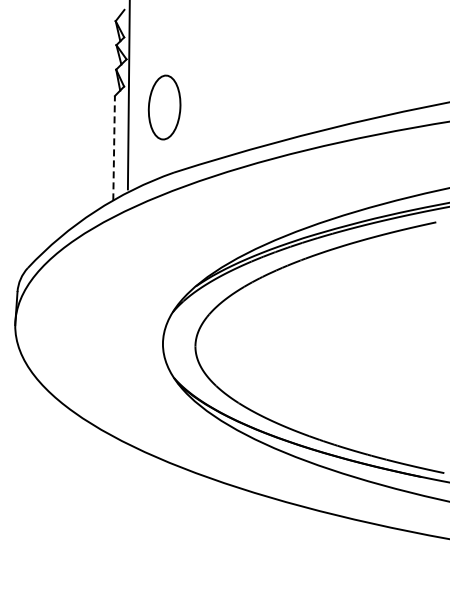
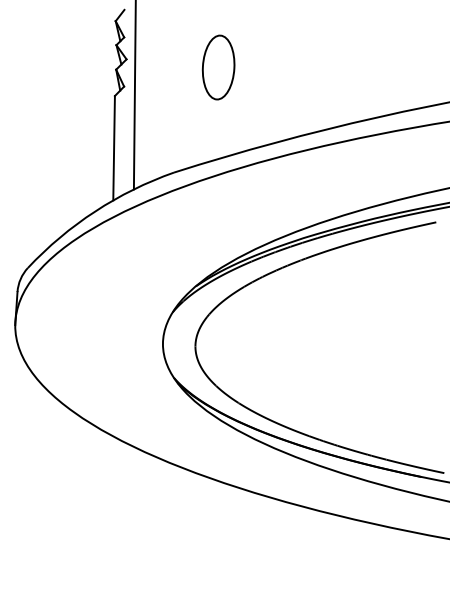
line position: (128, 95) -> (134, 95) (134, 95)
part position: (164, 107) -> (218, 67) (218, 67)
line: dashed -> solid (114, 147)
